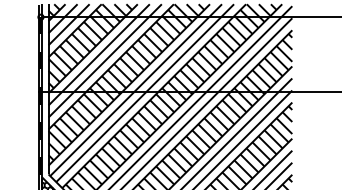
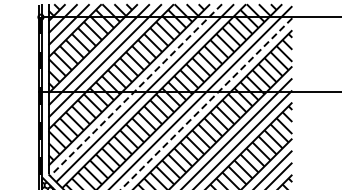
line: solid -> dashed (135, 90)
line: solid -> dashed (206, 104)
